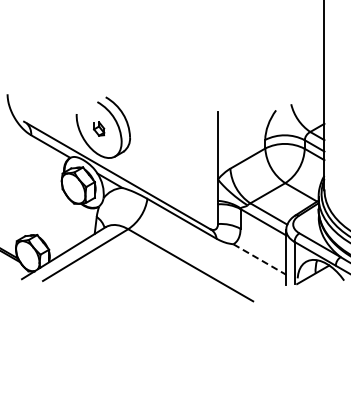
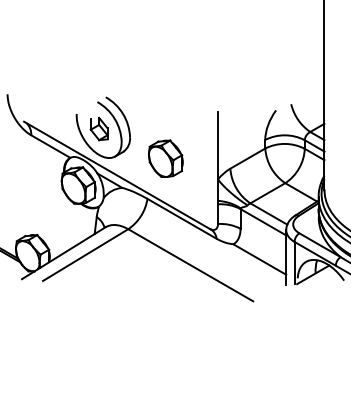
part size: 13x16 px -> 20x26 px (98, 128)
part: none -> present (165, 158)
line: dashed -> solid (259, 259)
